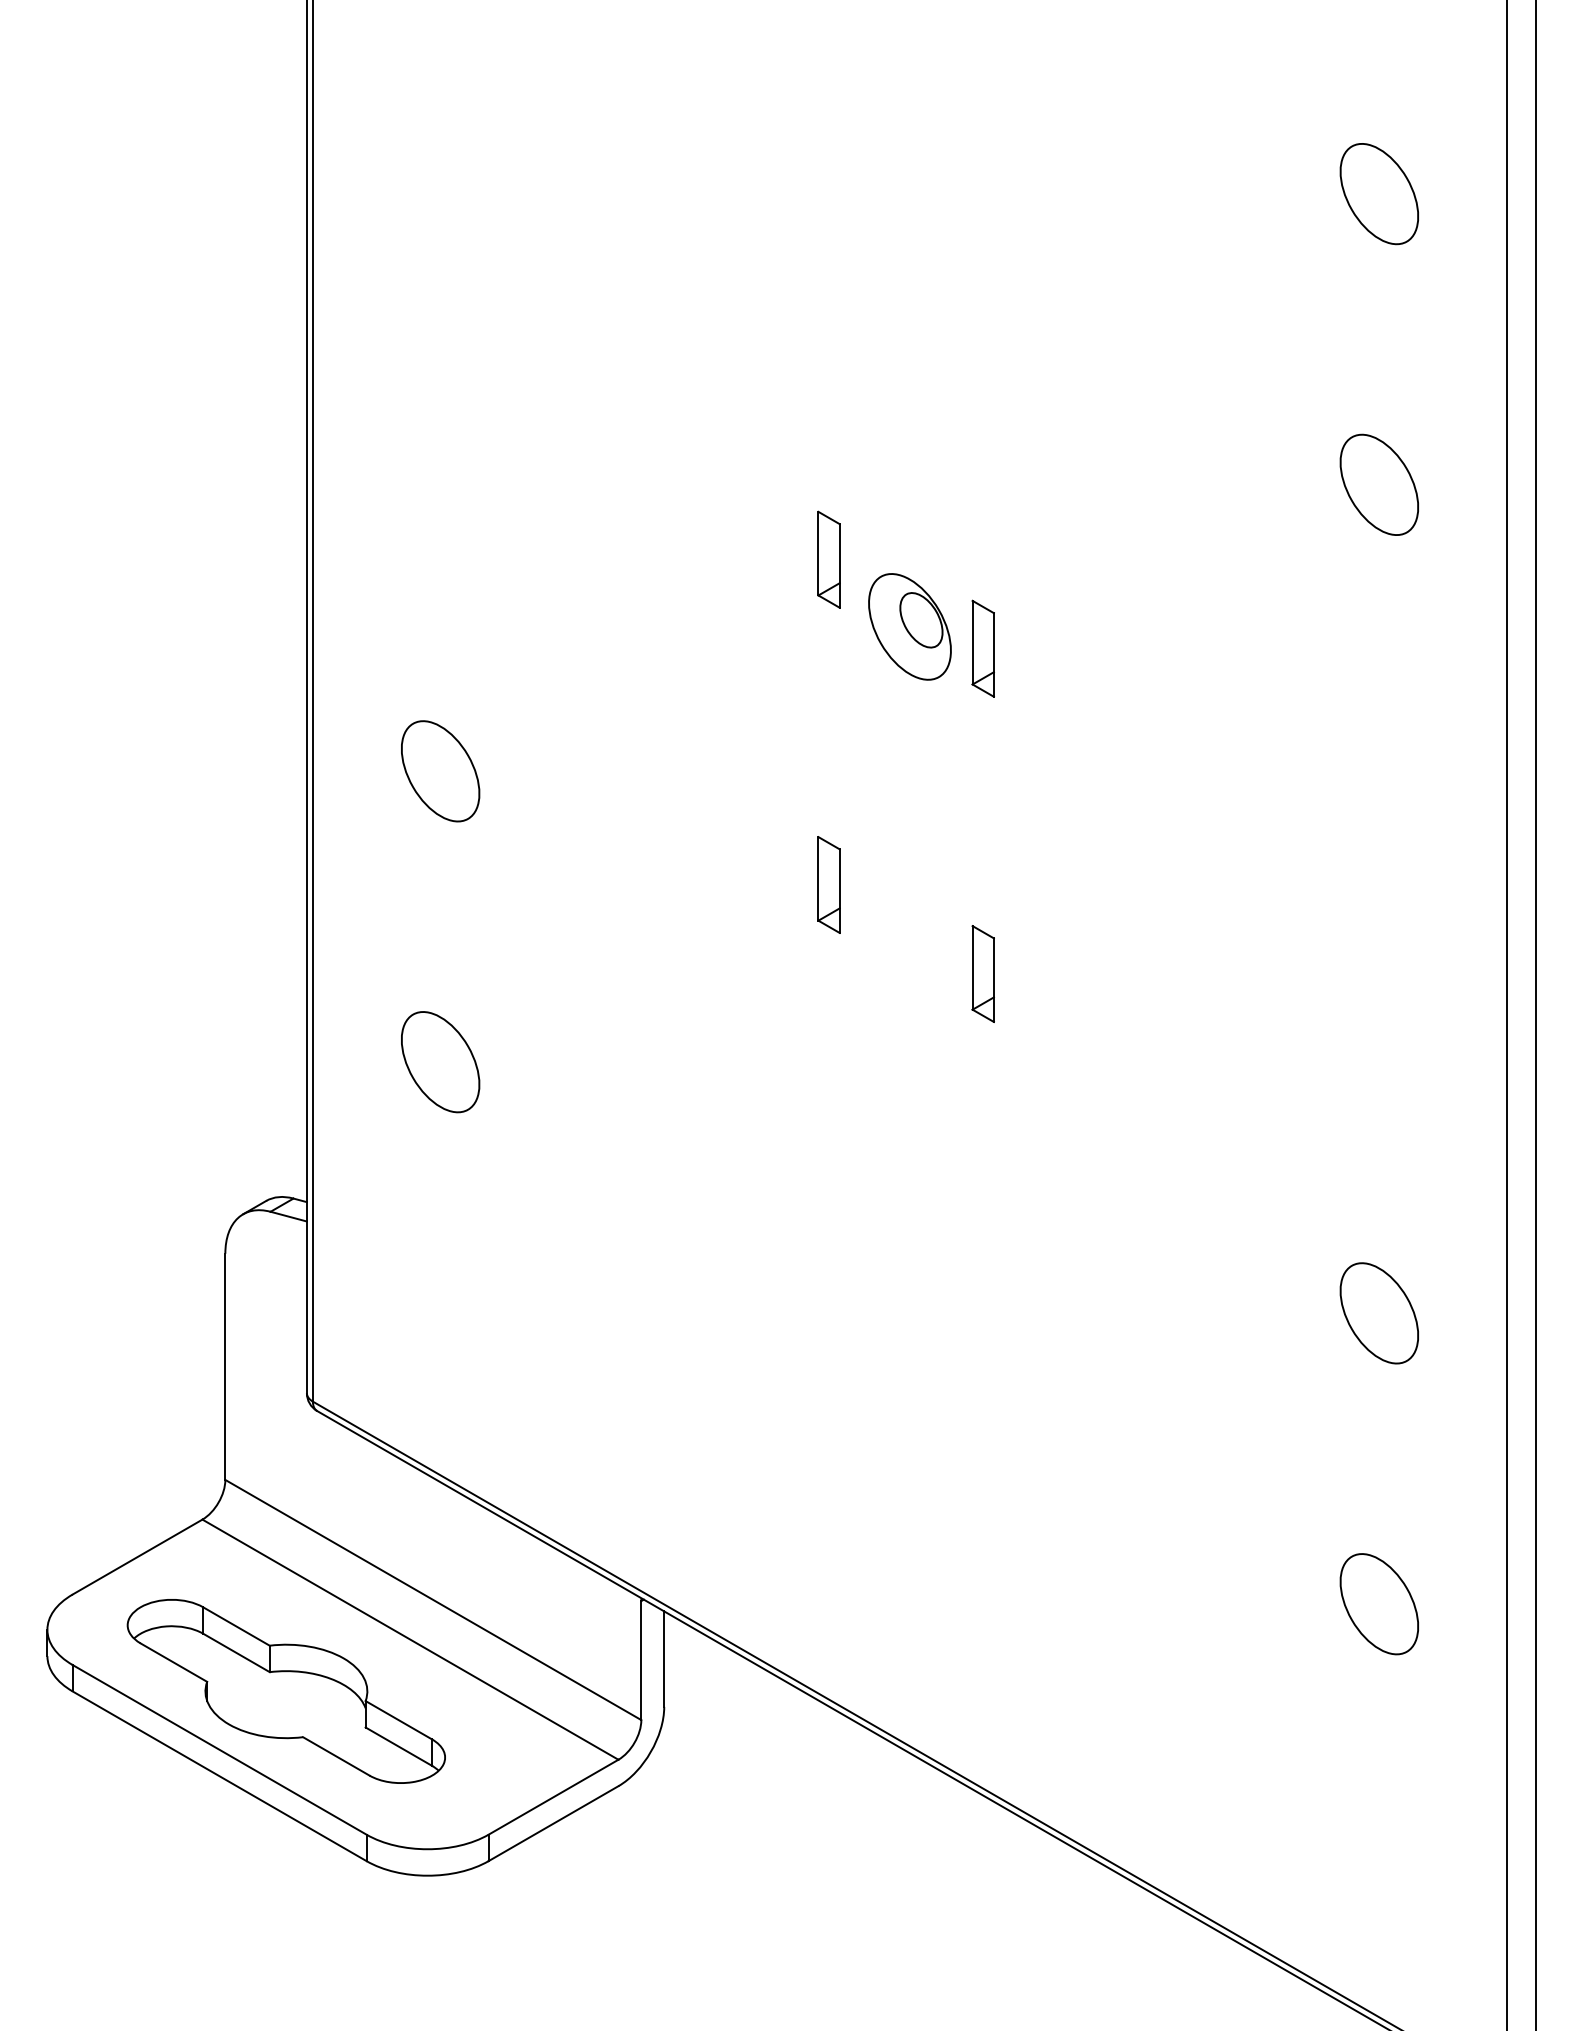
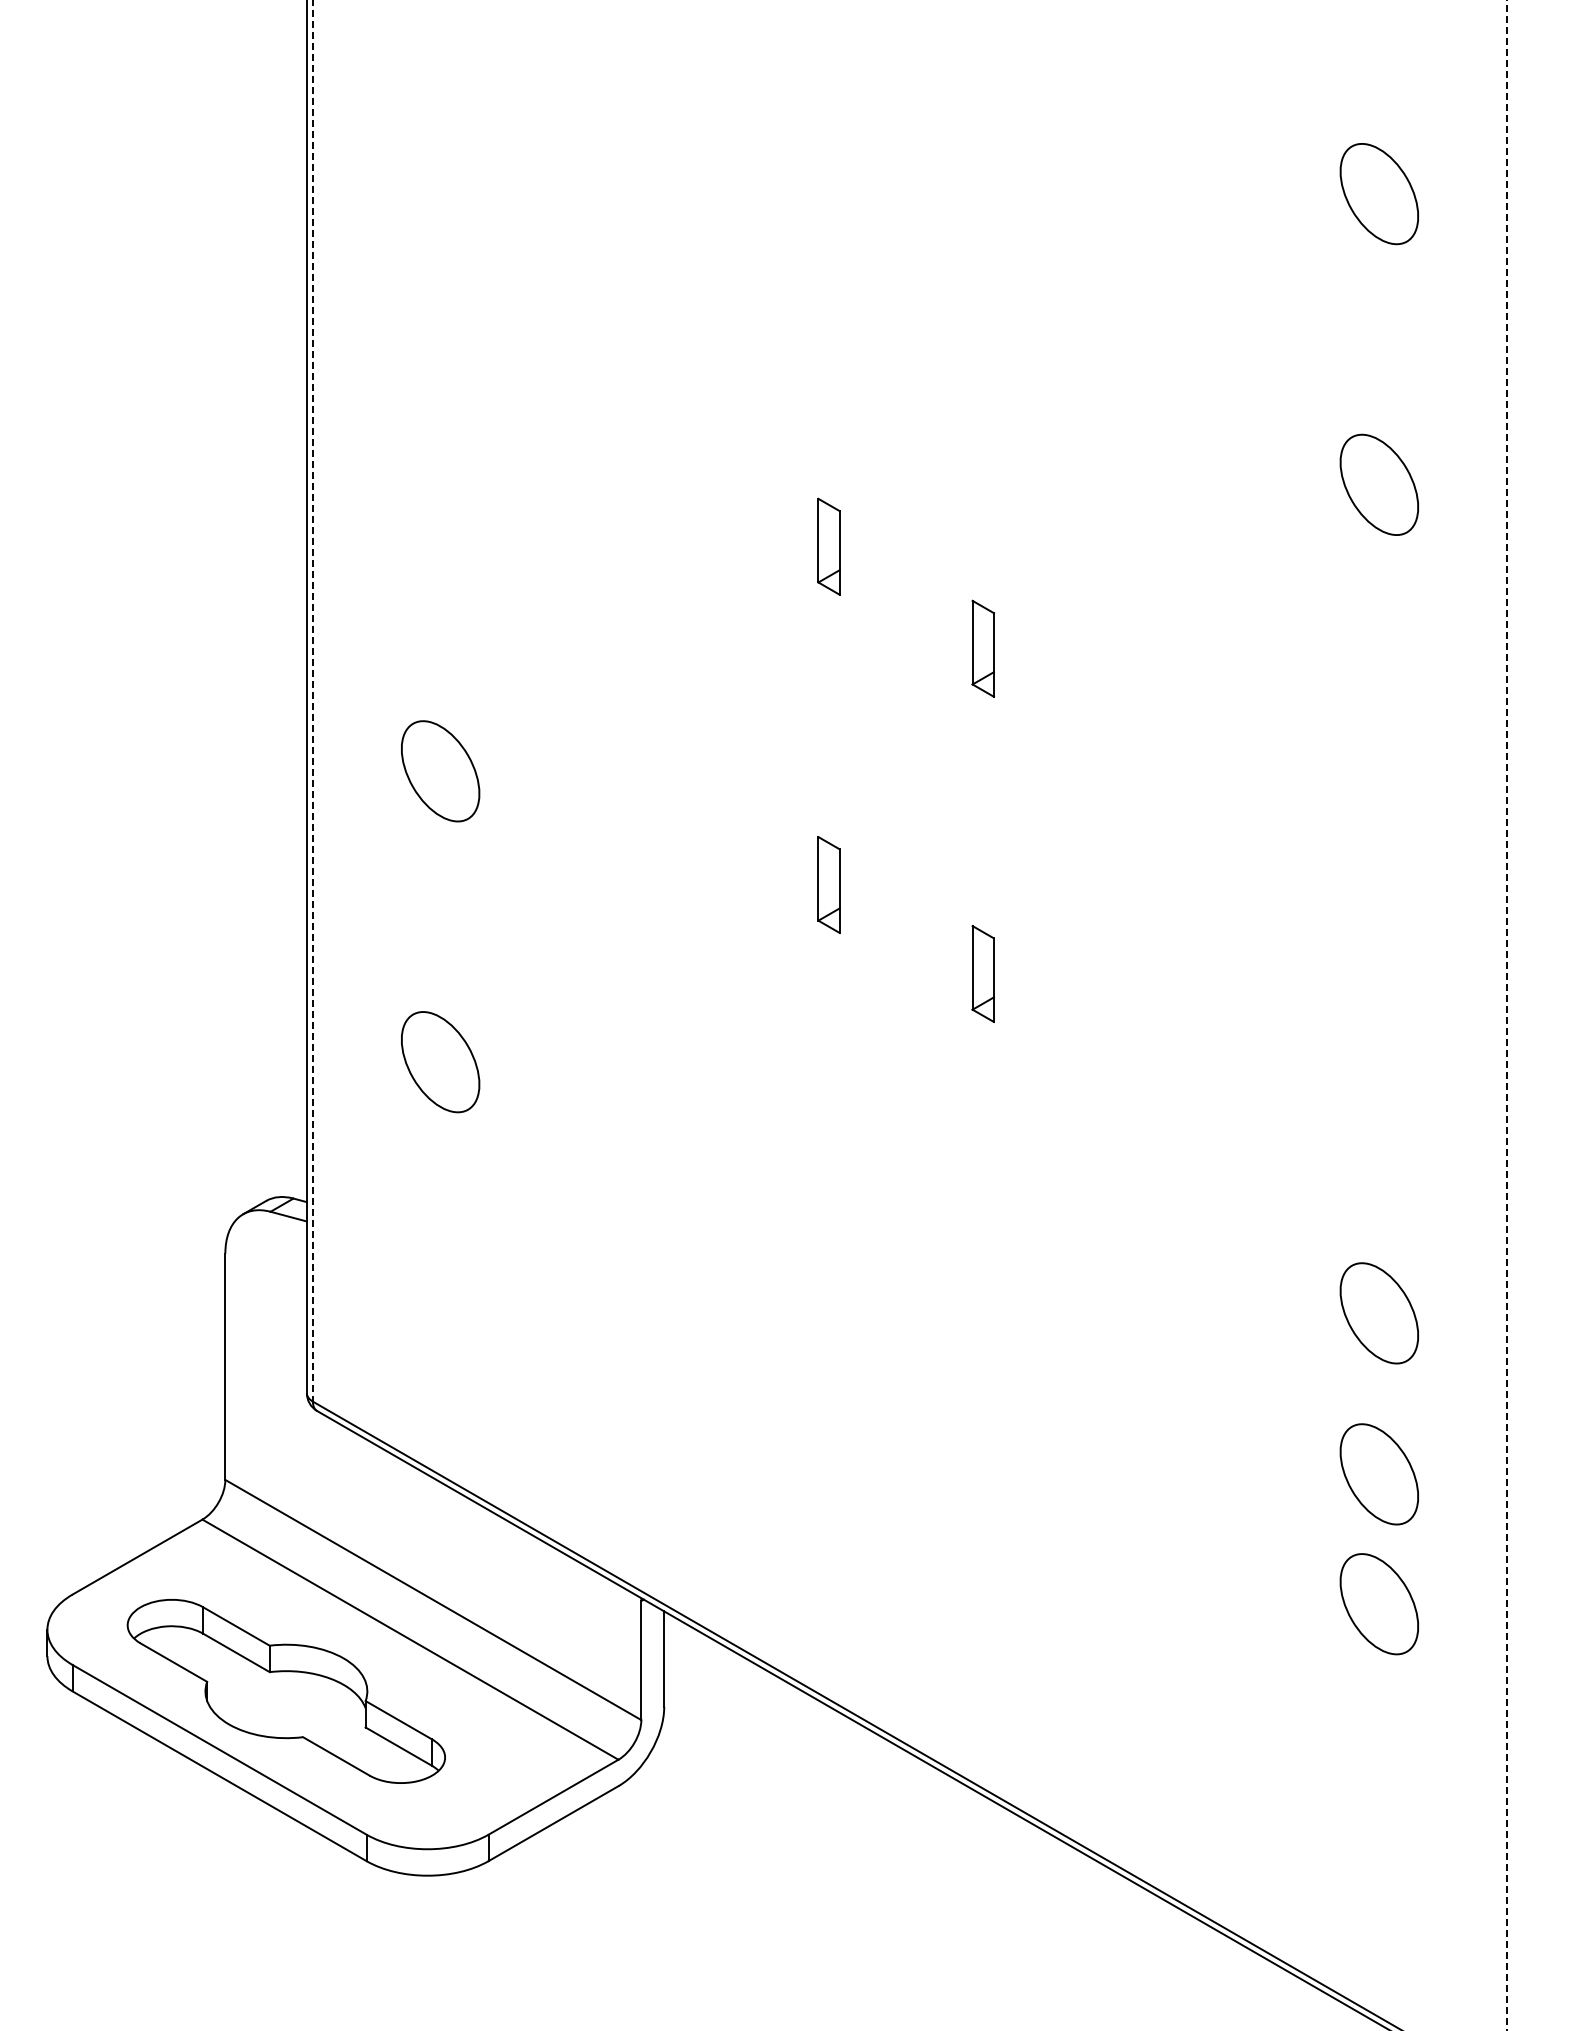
part position: (828, 559) -> (828, 546) (828, 546)
part: present -> none (909, 626)
line: solid -> dashed (312, 700)
line: present -> none (1535, 1014)
line: solid -> dashed (1507, 1015)
part: none -> present (1378, 1474)
